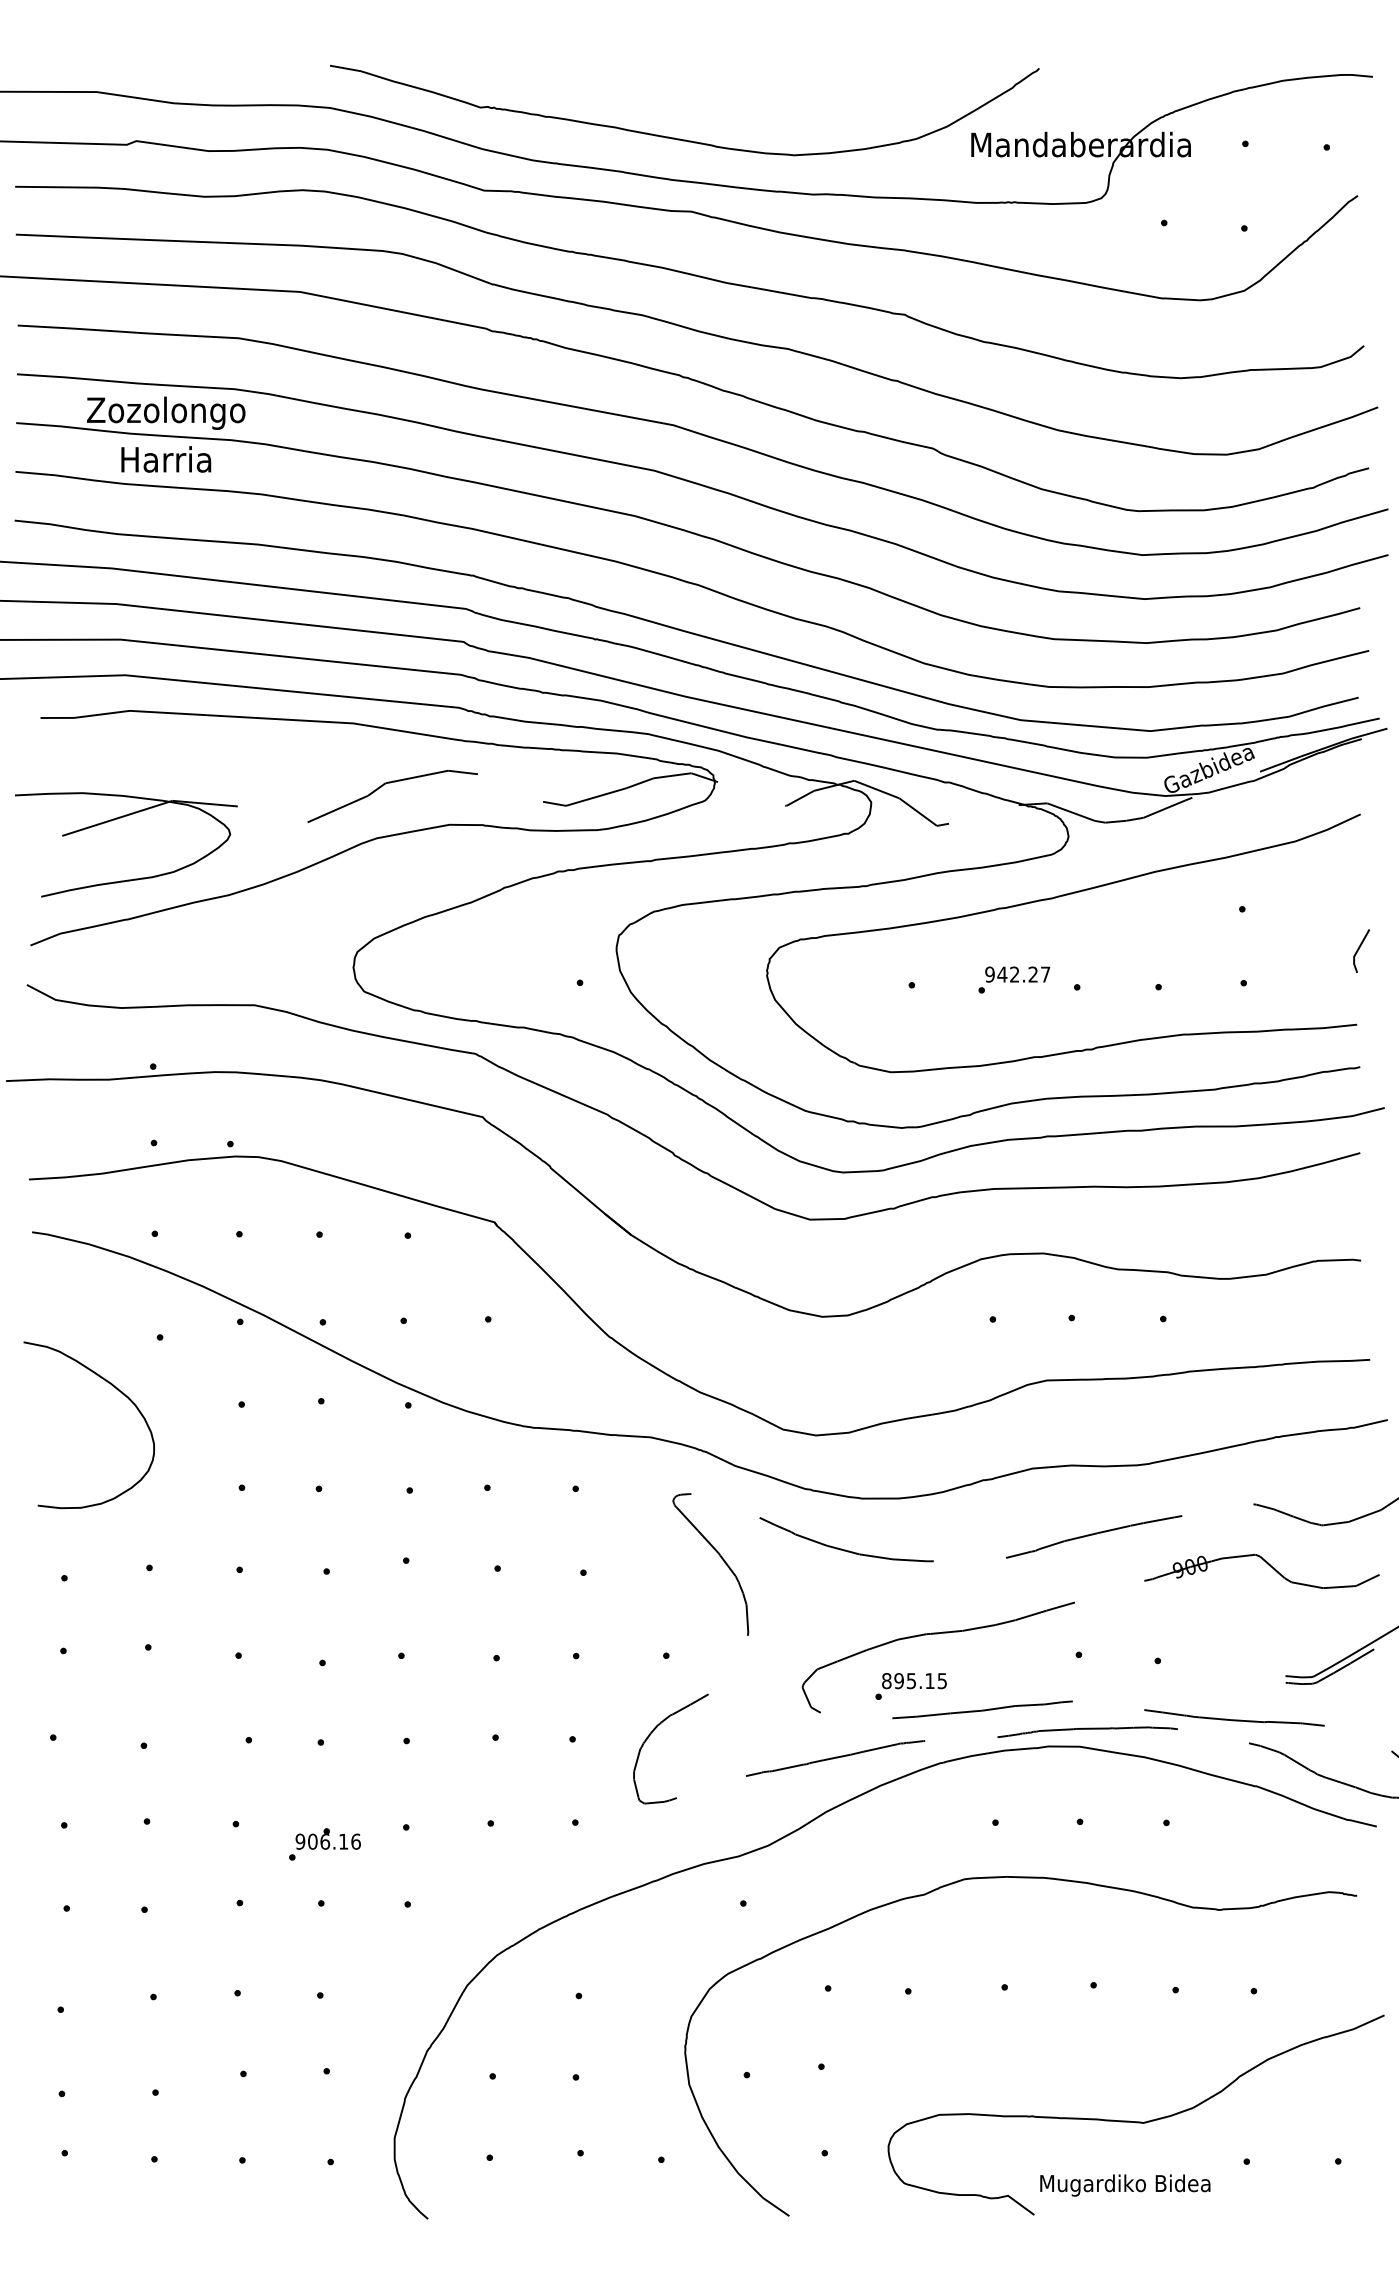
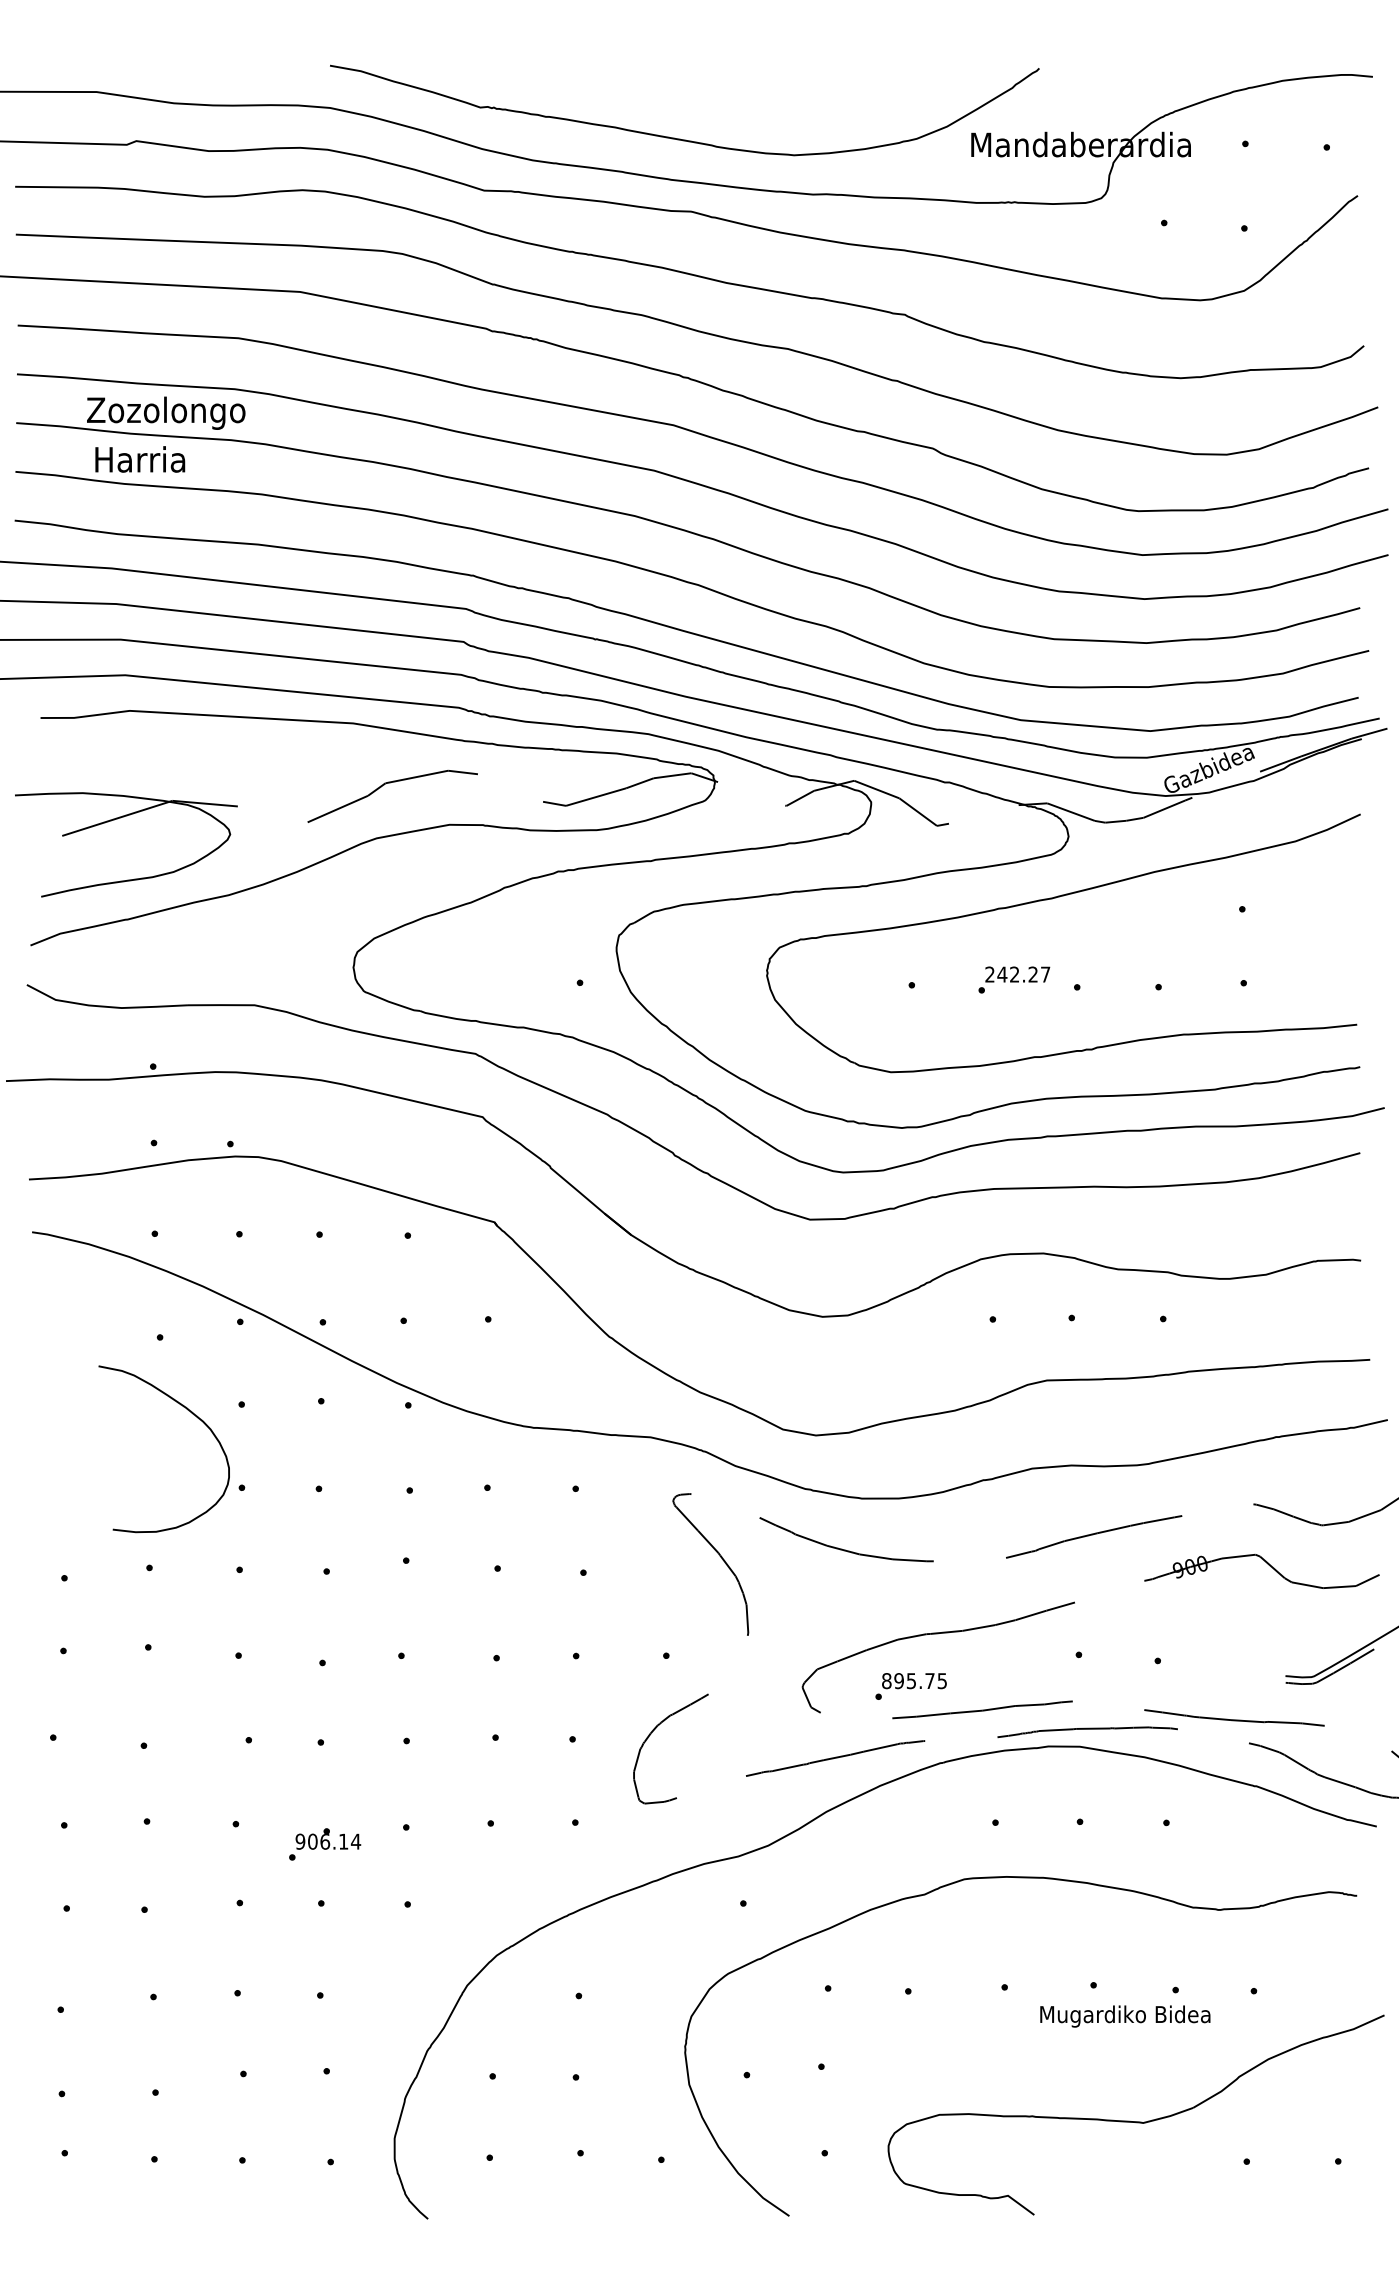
text position: (166, 459) -> (140, 459) (140, 459)
line: present -> none (1359, 949)
text: 942.27 -> 242.27 (989, 974)
curve position: (118, 1391) -> (193, 1415) (193, 1415)
text: 895.15 -> 895.75 (929, 1680)
text: 906.16 -> 906.14 (355, 1841)
text position: (1125, 2185) -> (1125, 2016) (1125, 2016)
